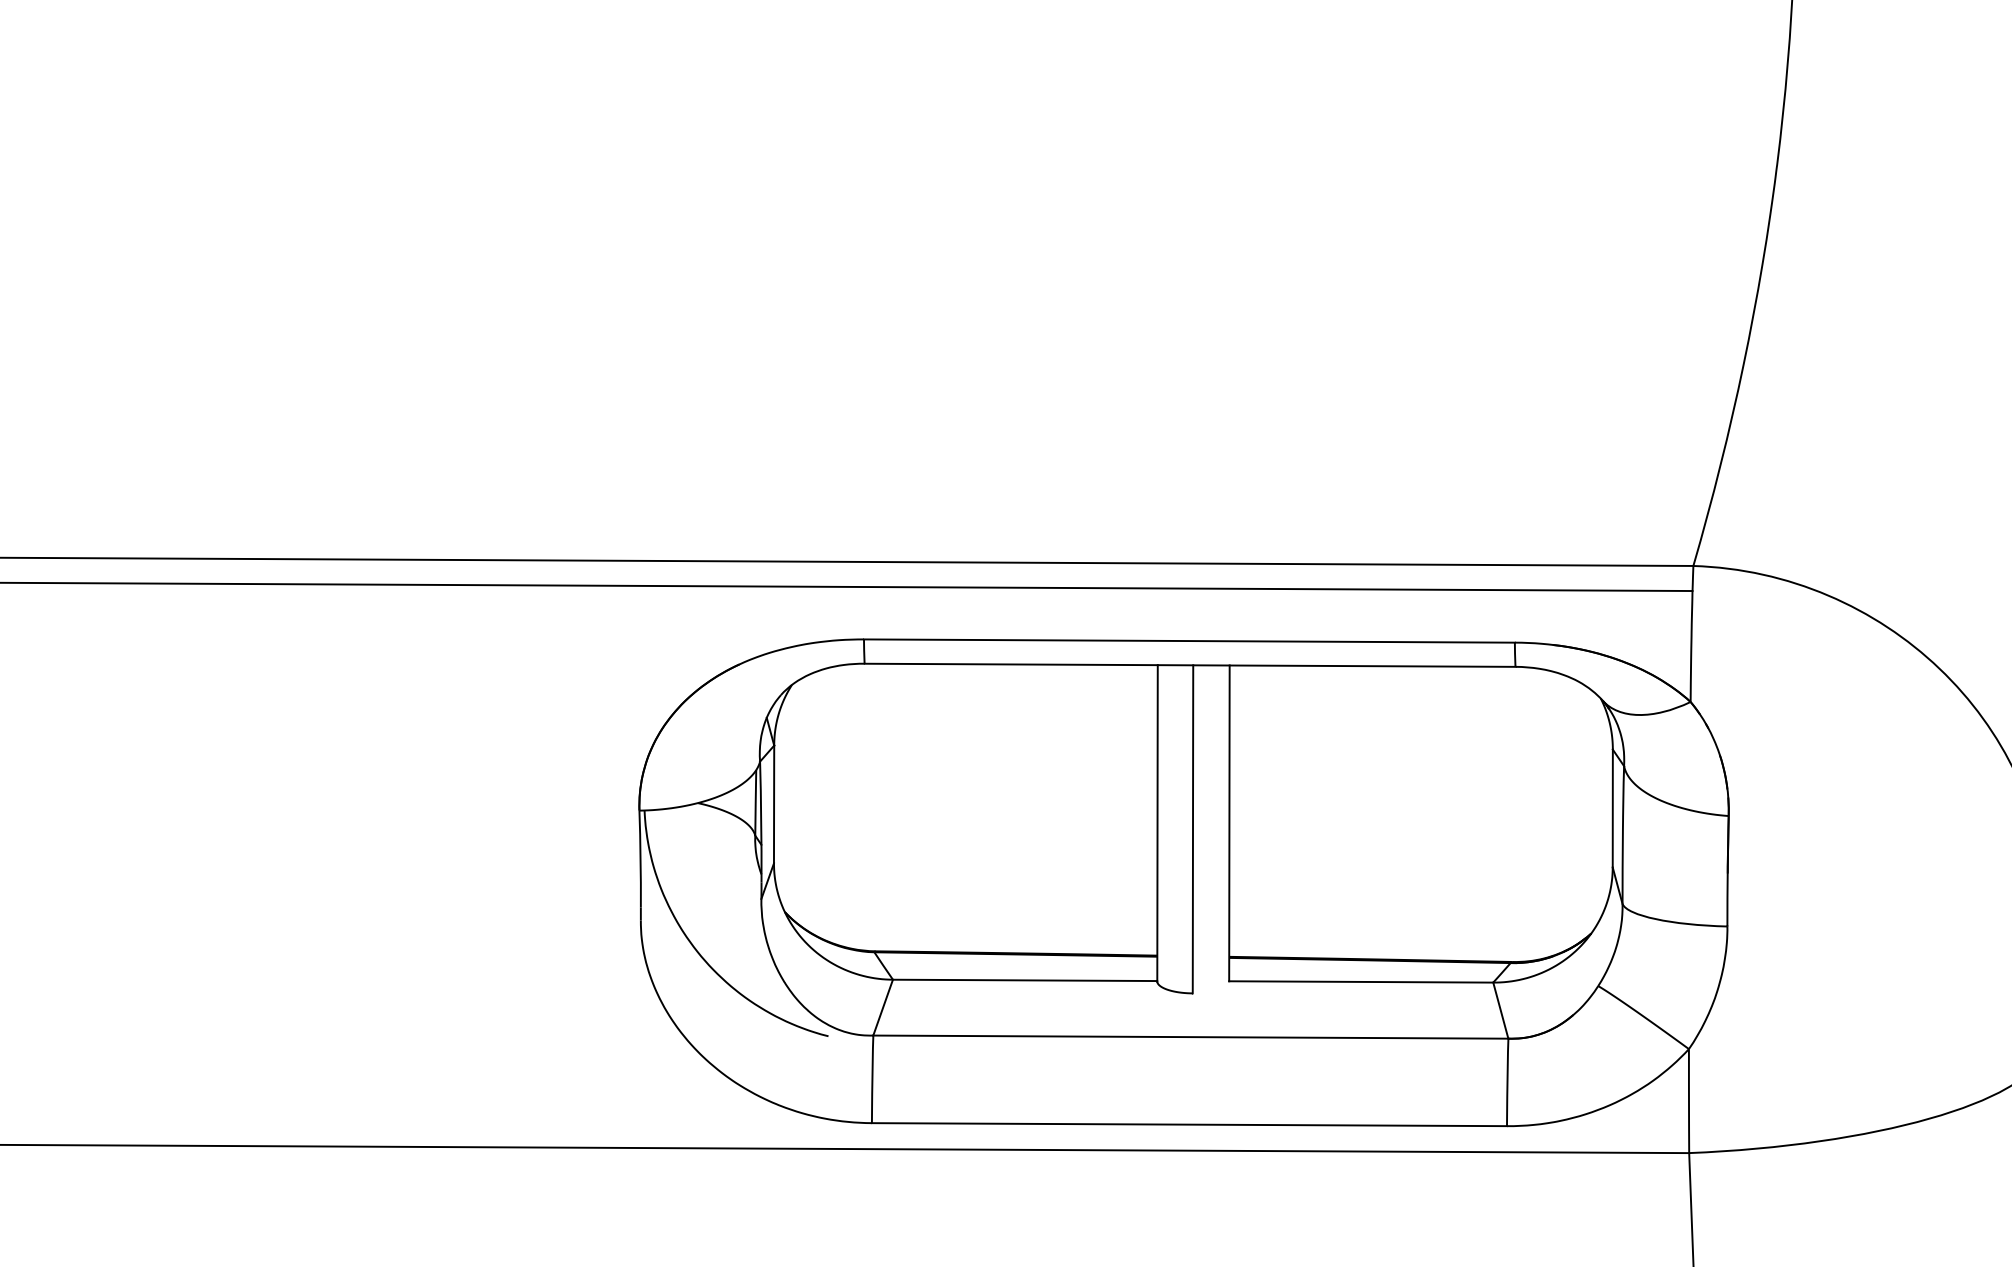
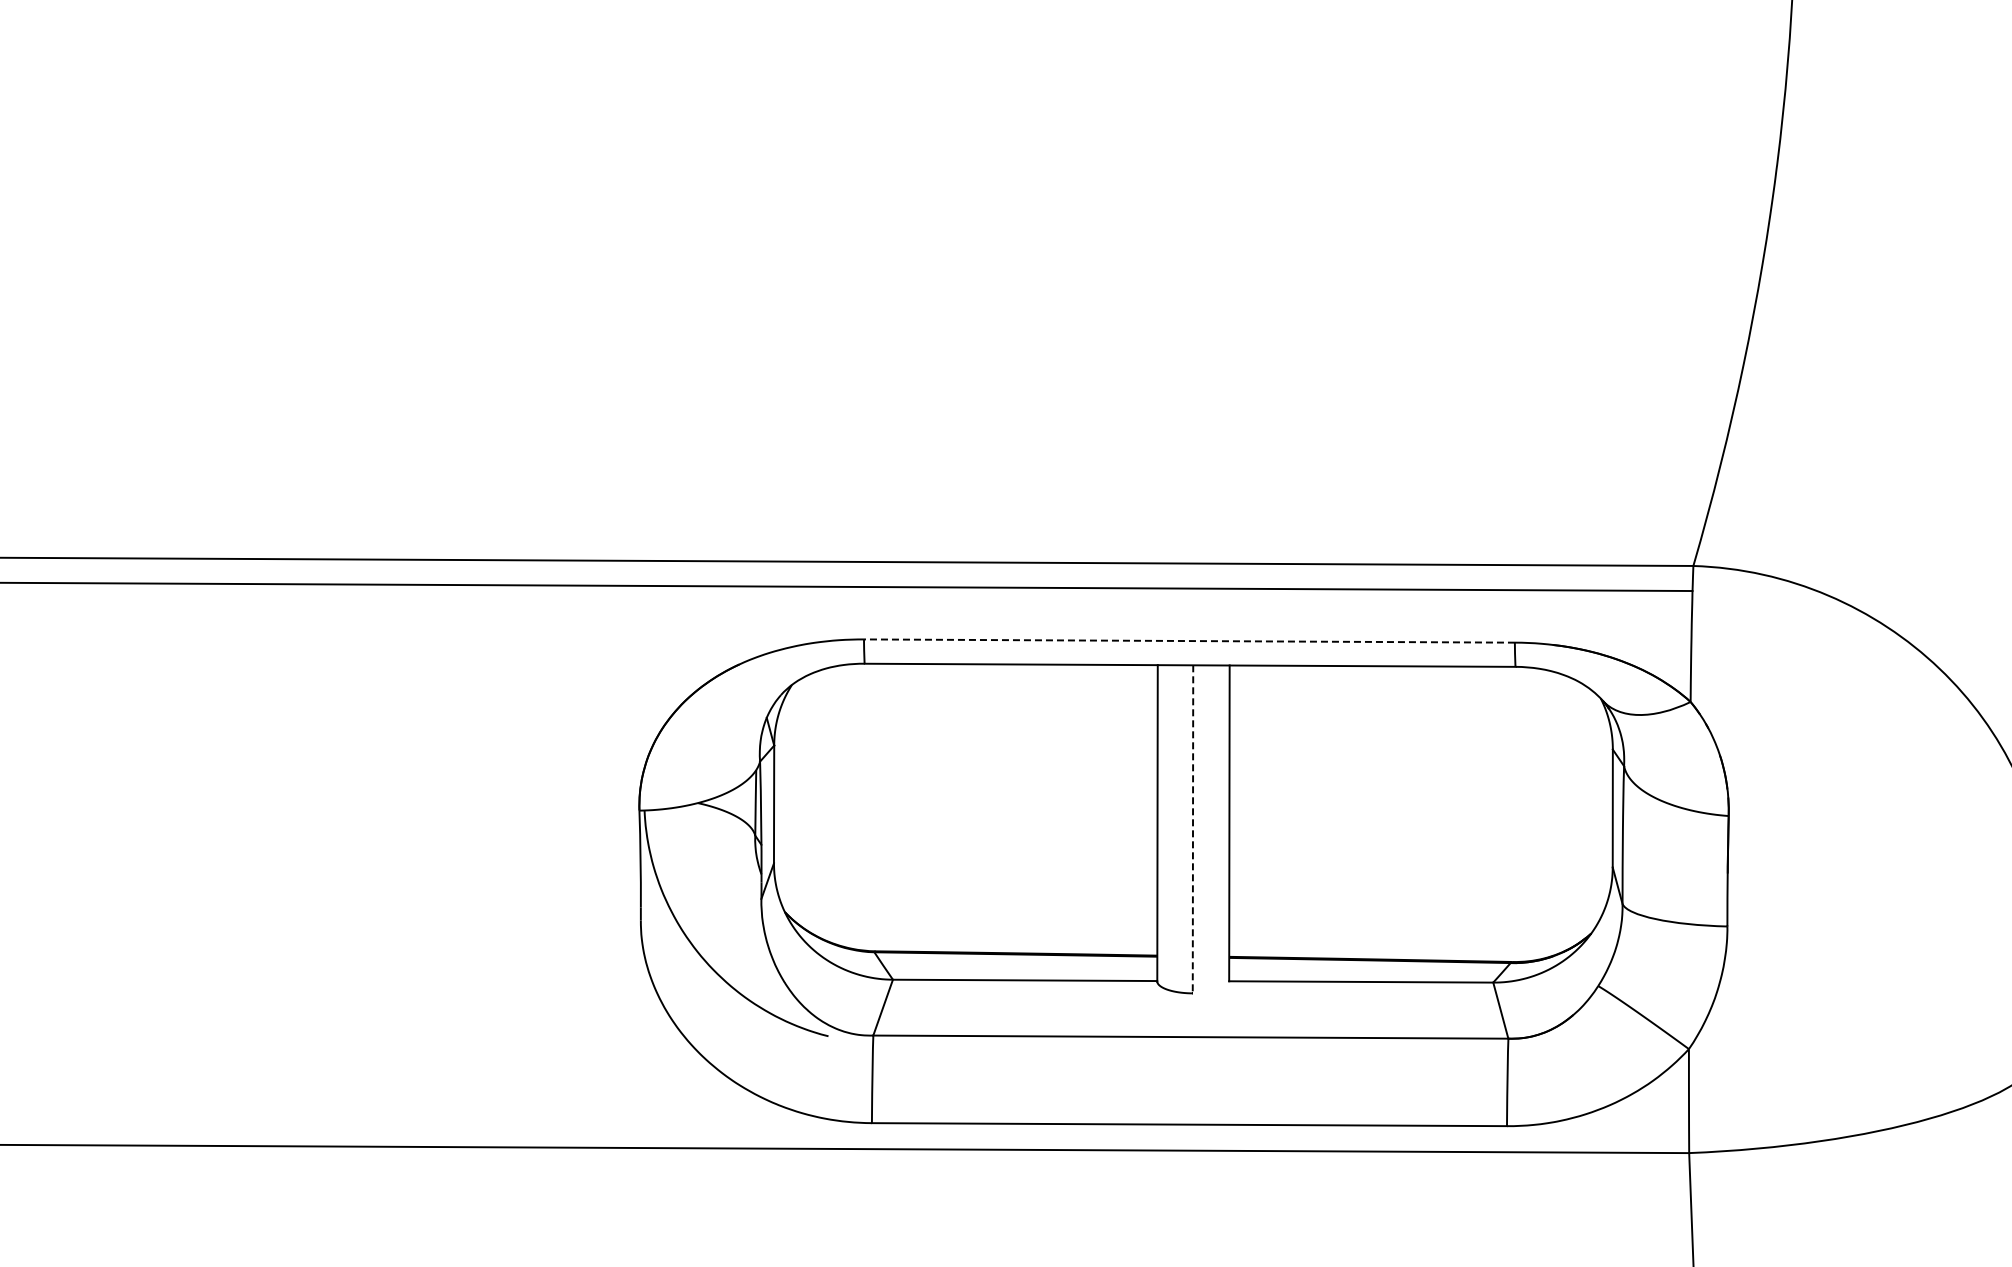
line: solid -> dashed (1188, 641)
line: solid -> dashed (1193, 829)
